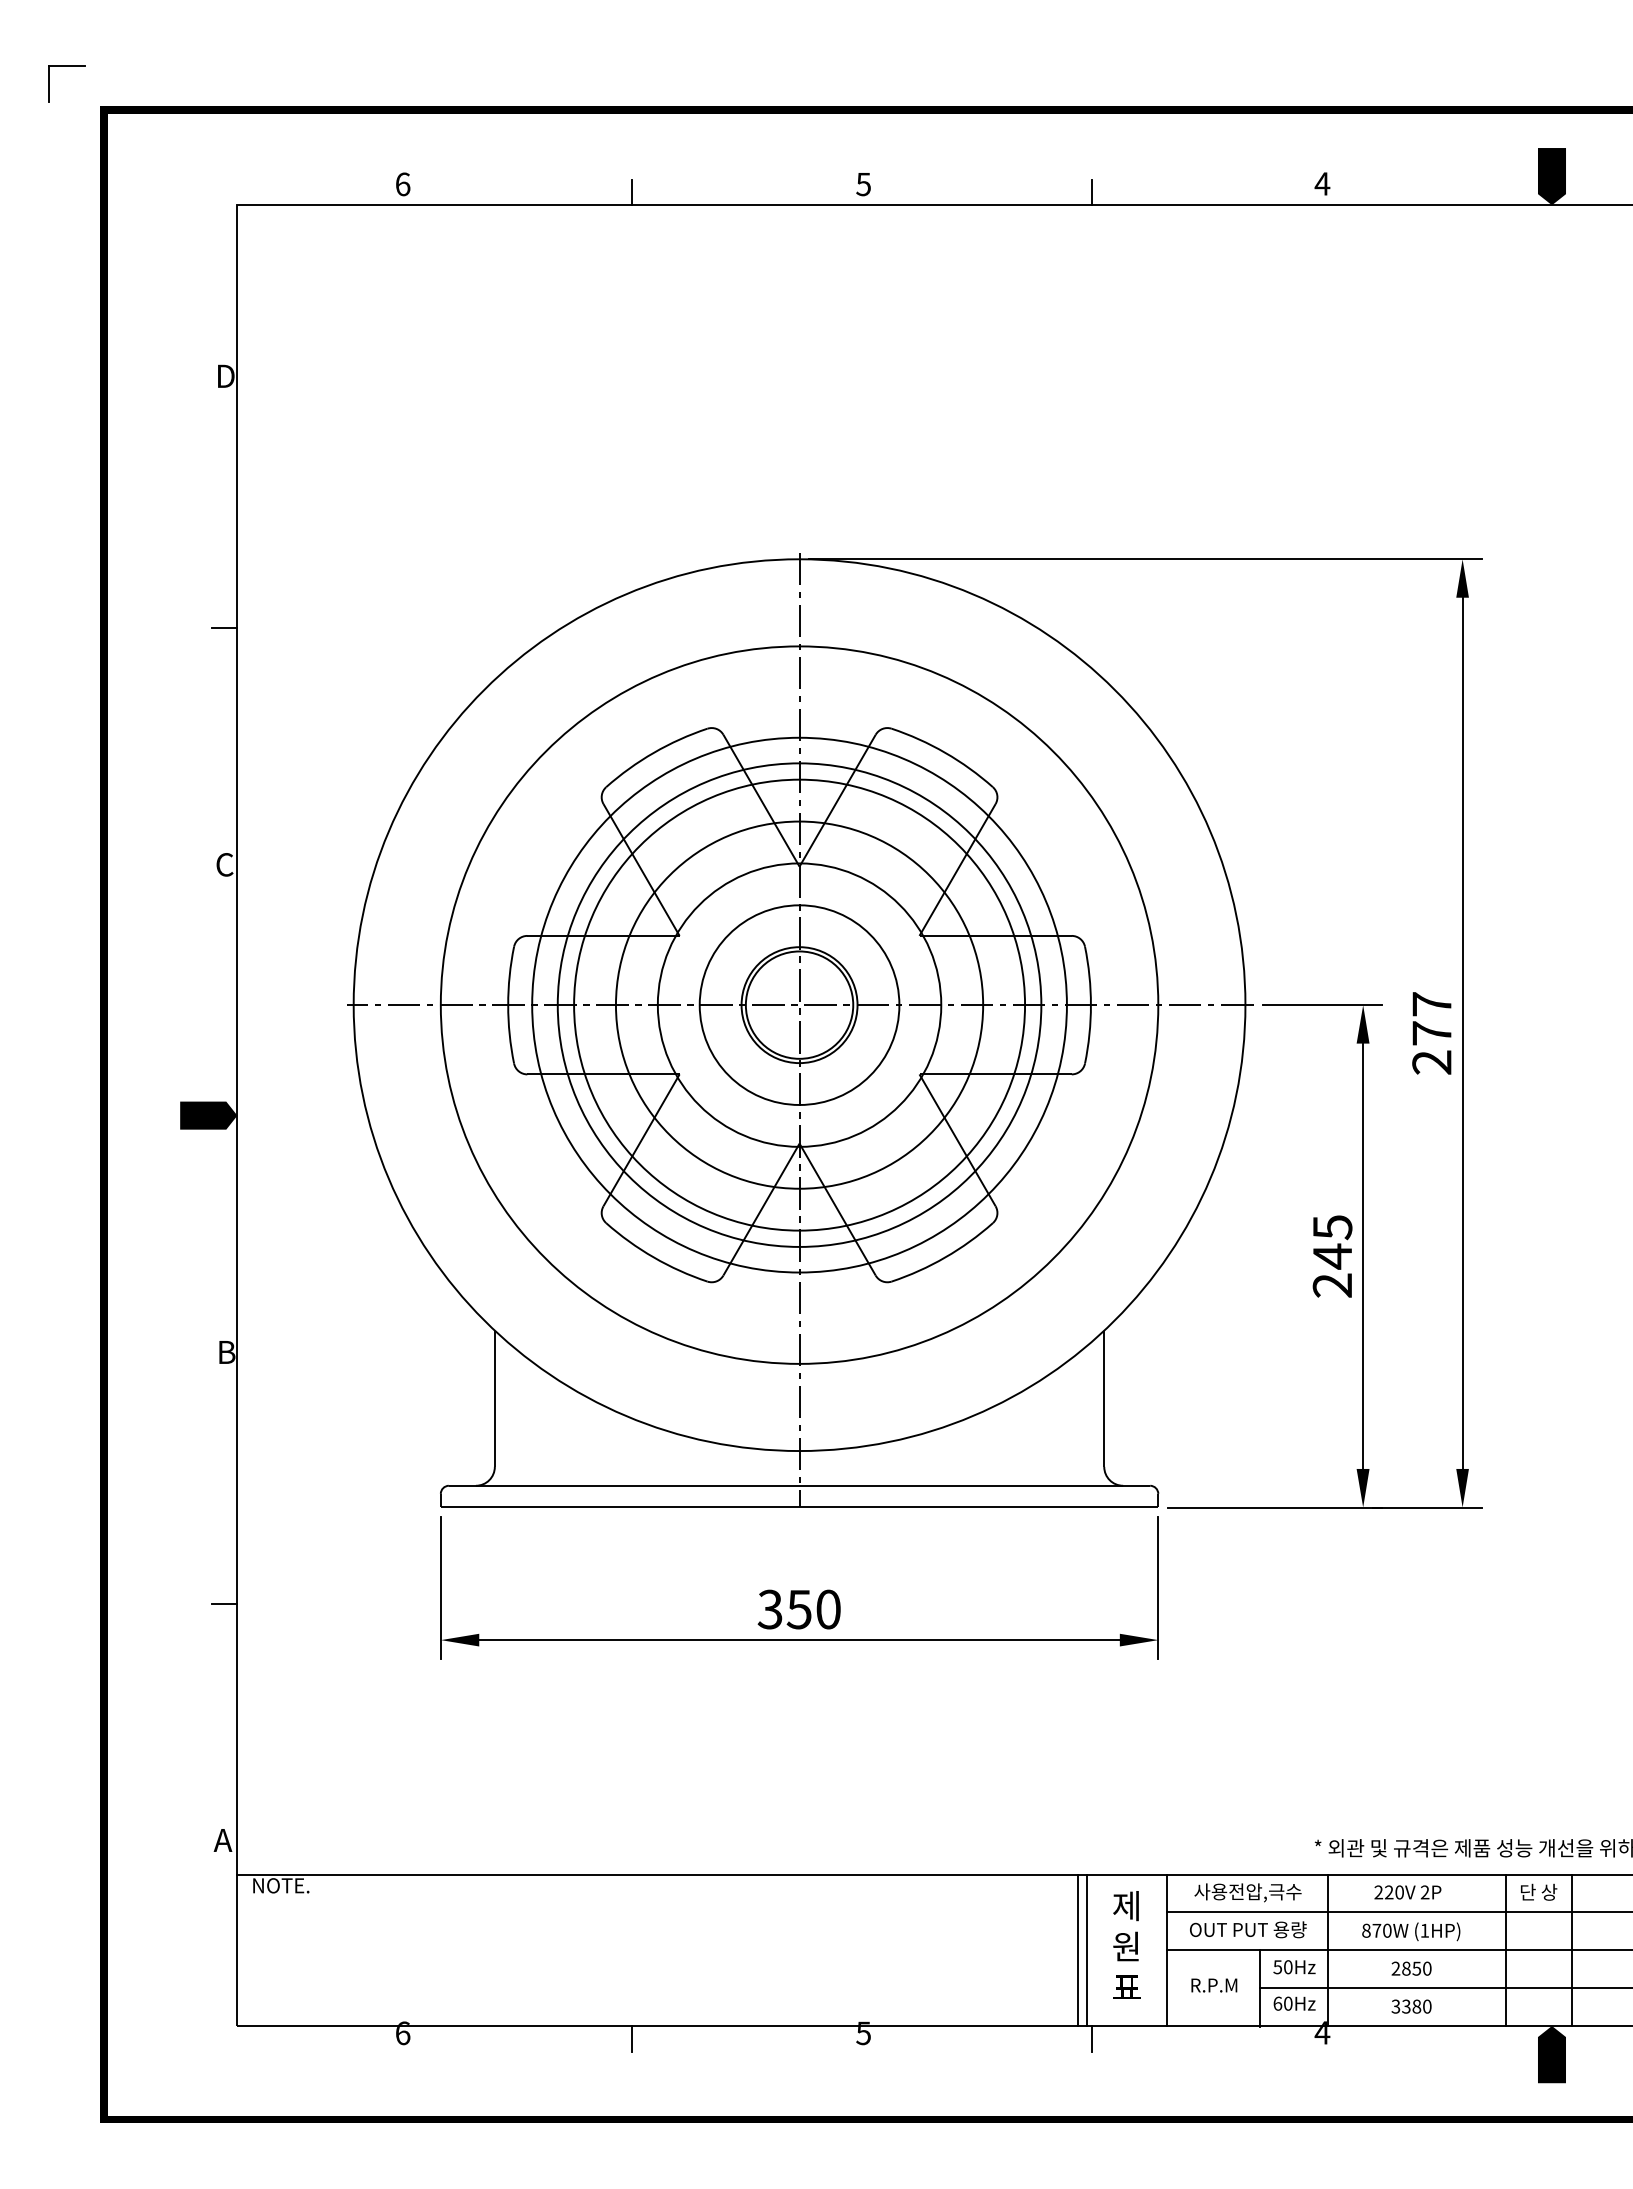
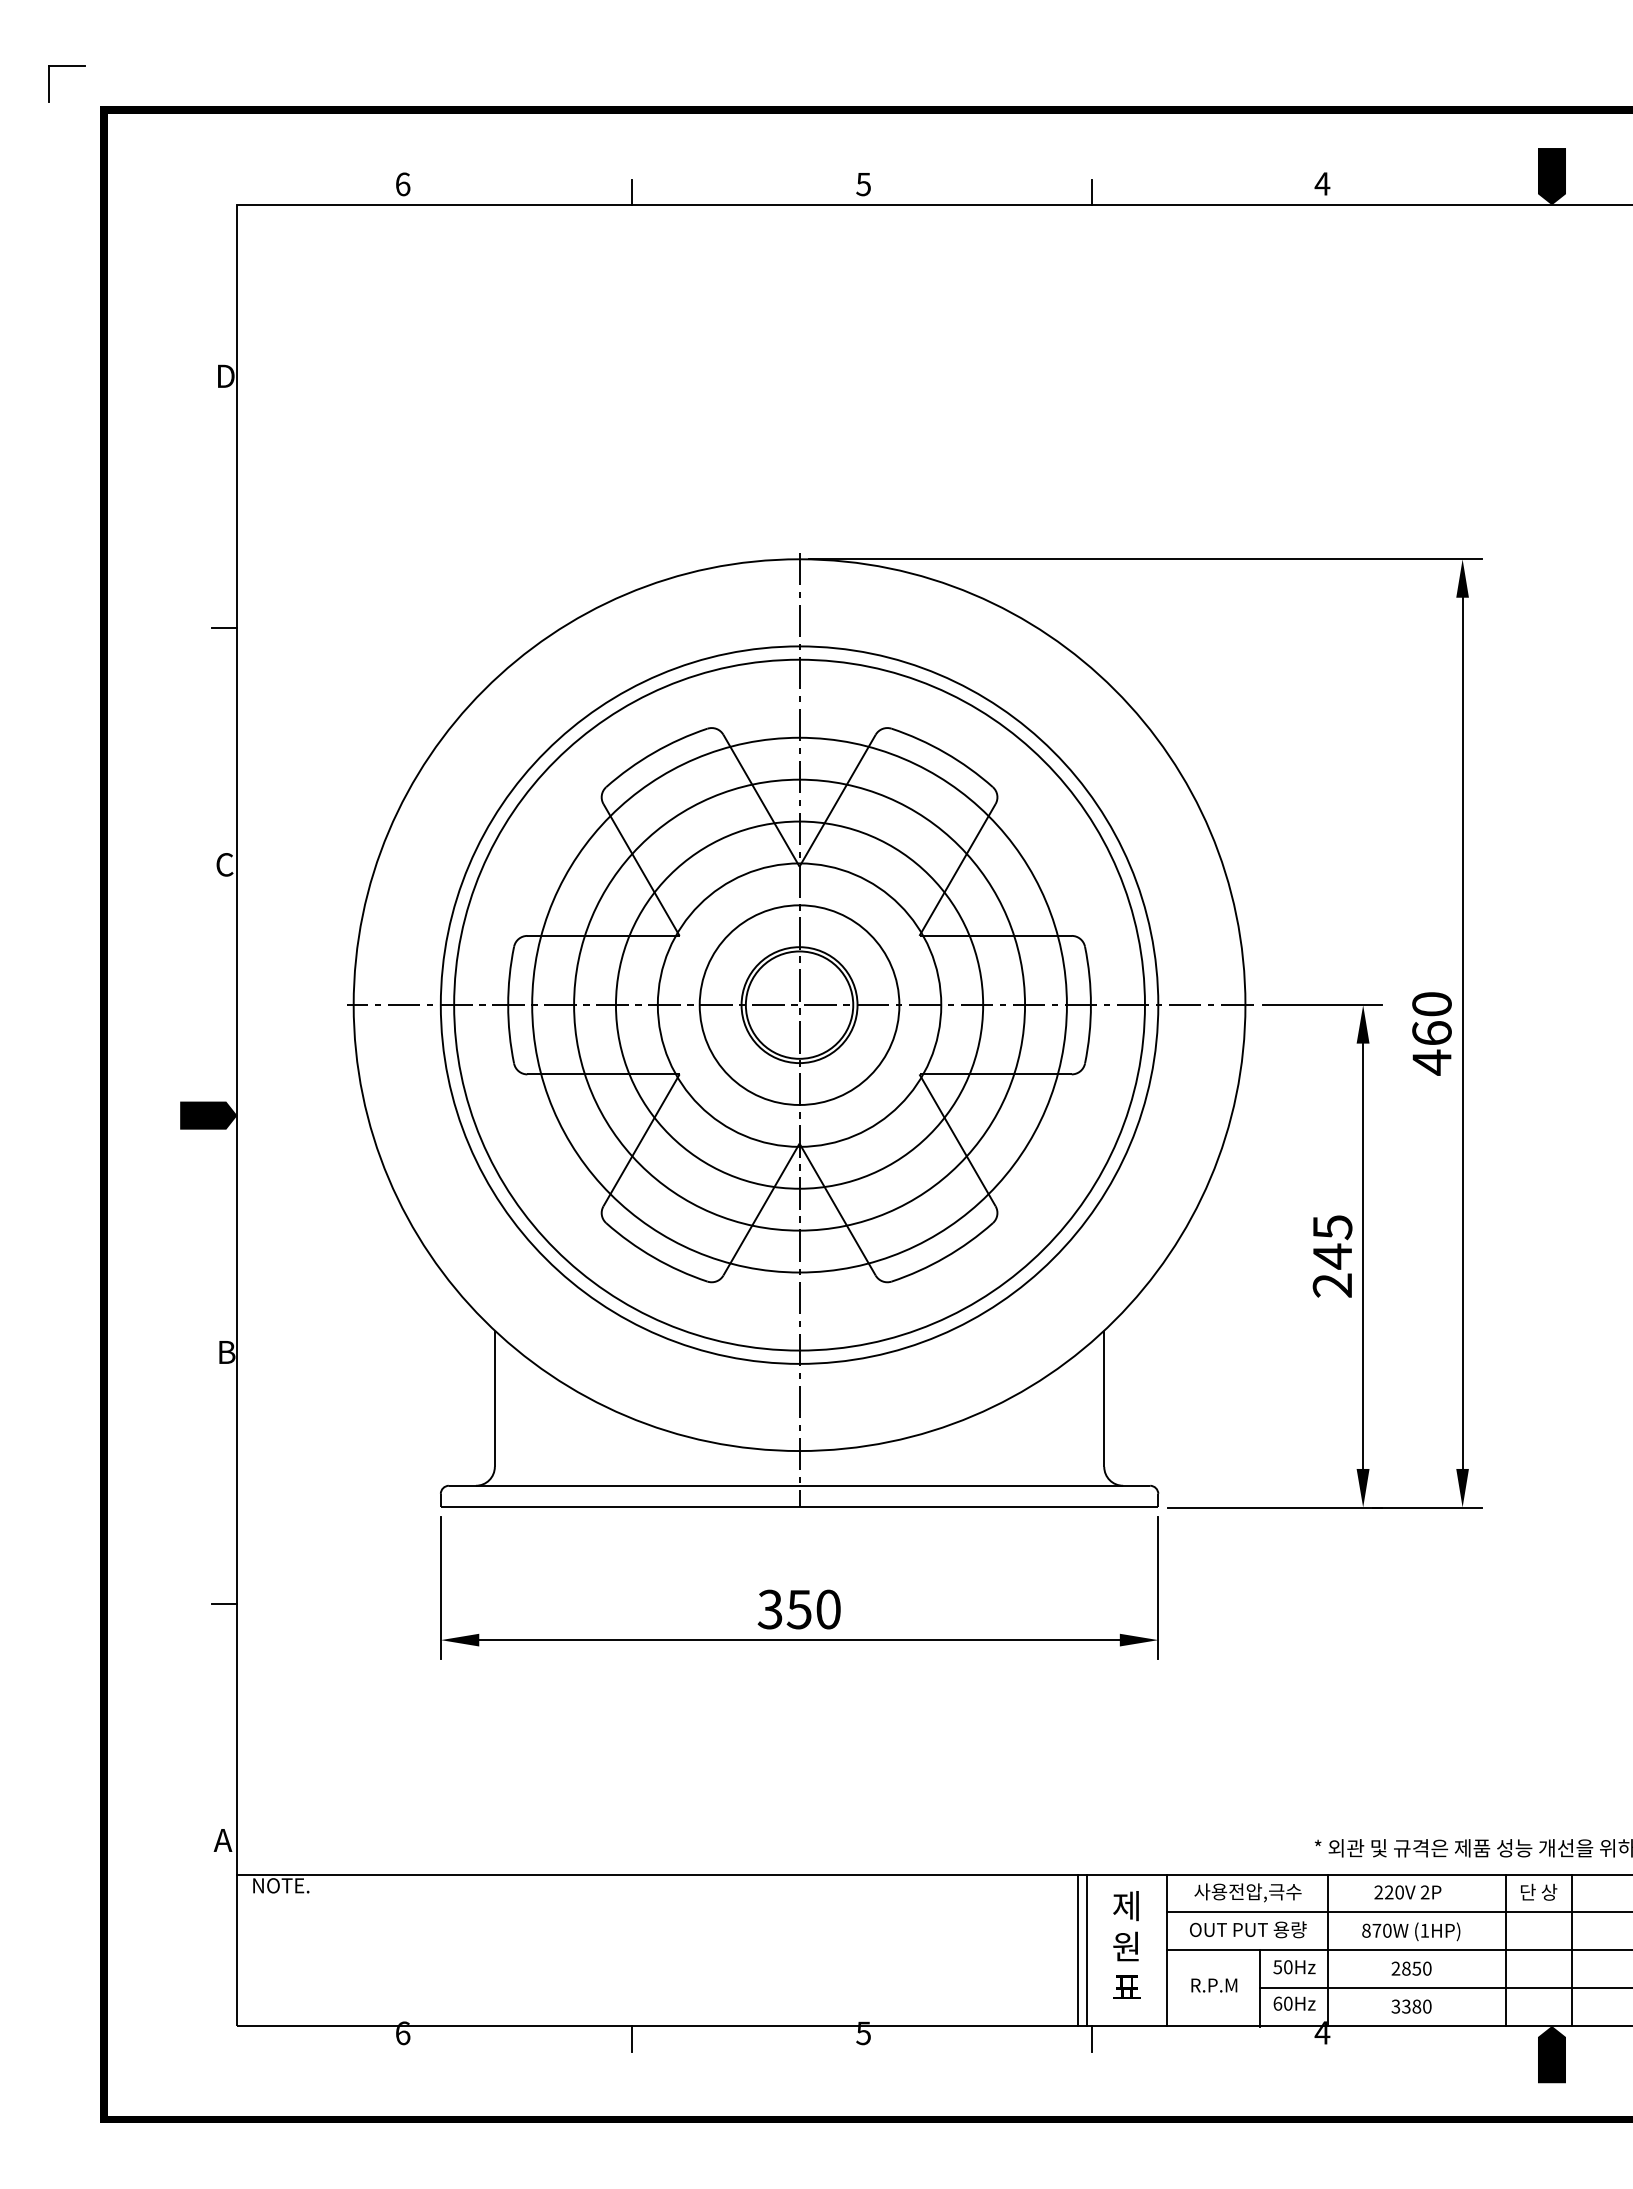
circle diameter: 484 px -> 691 px (799, 1004)
text: 277 -> 460 (1431, 1033)
